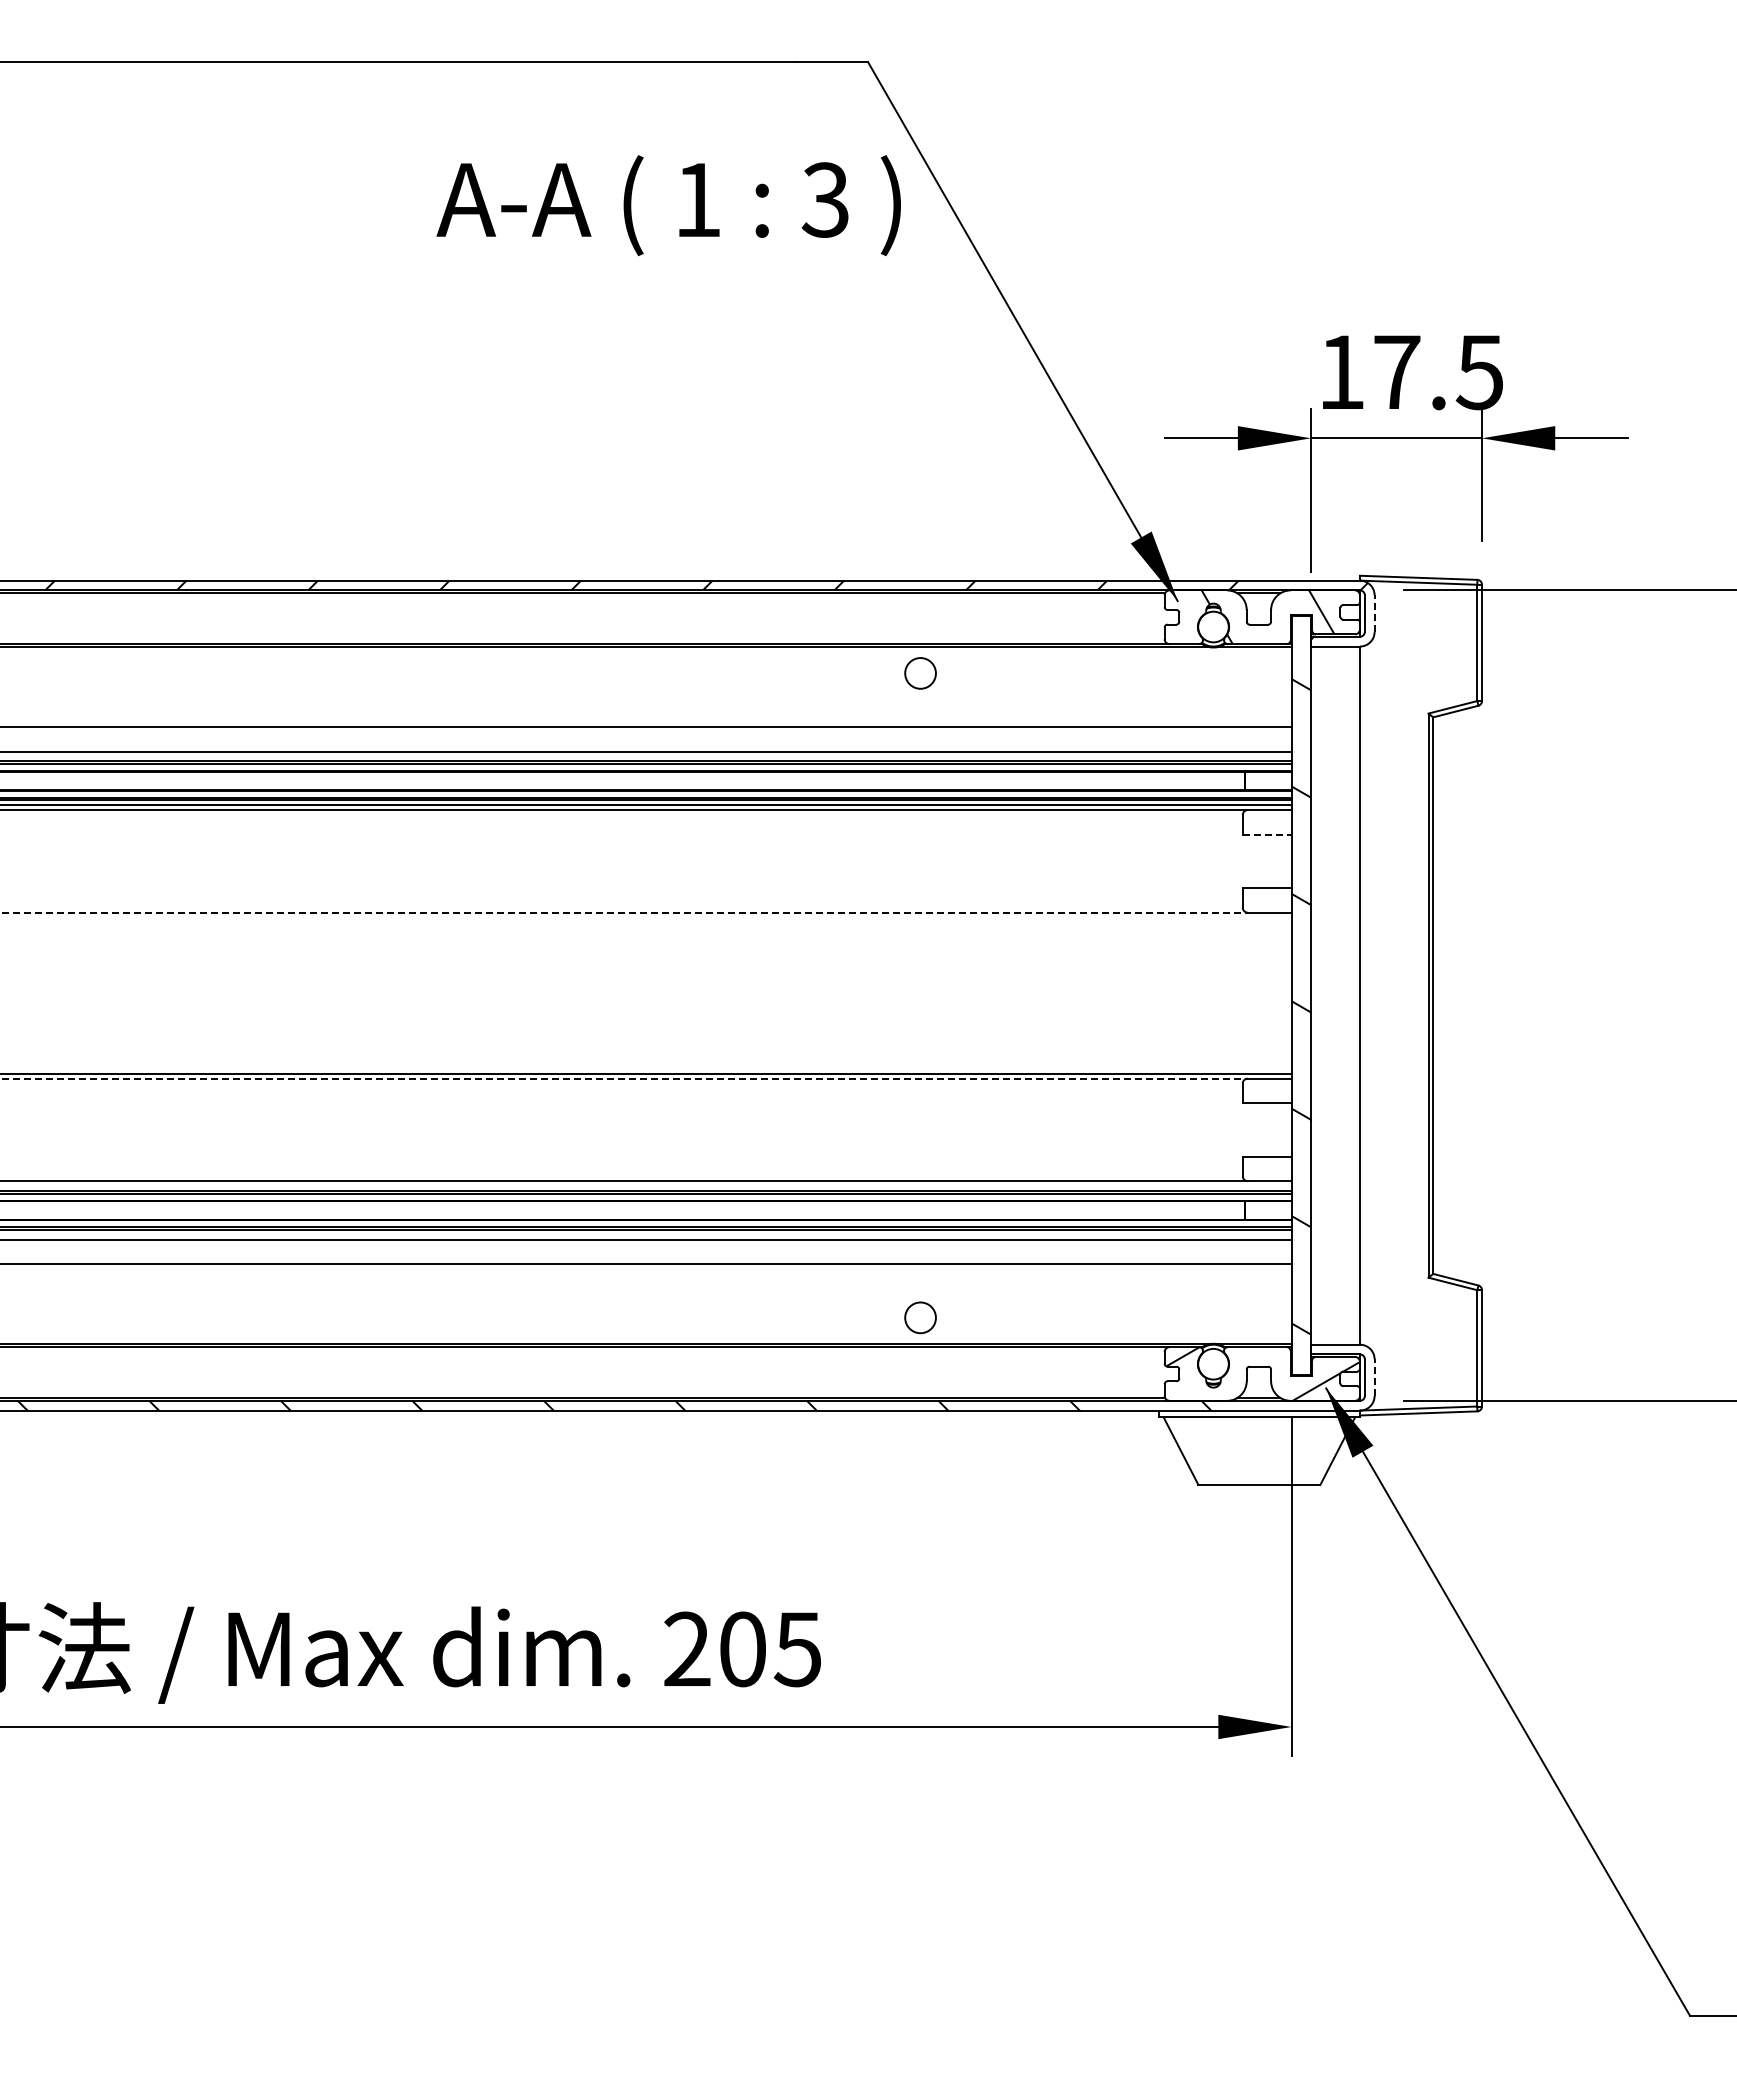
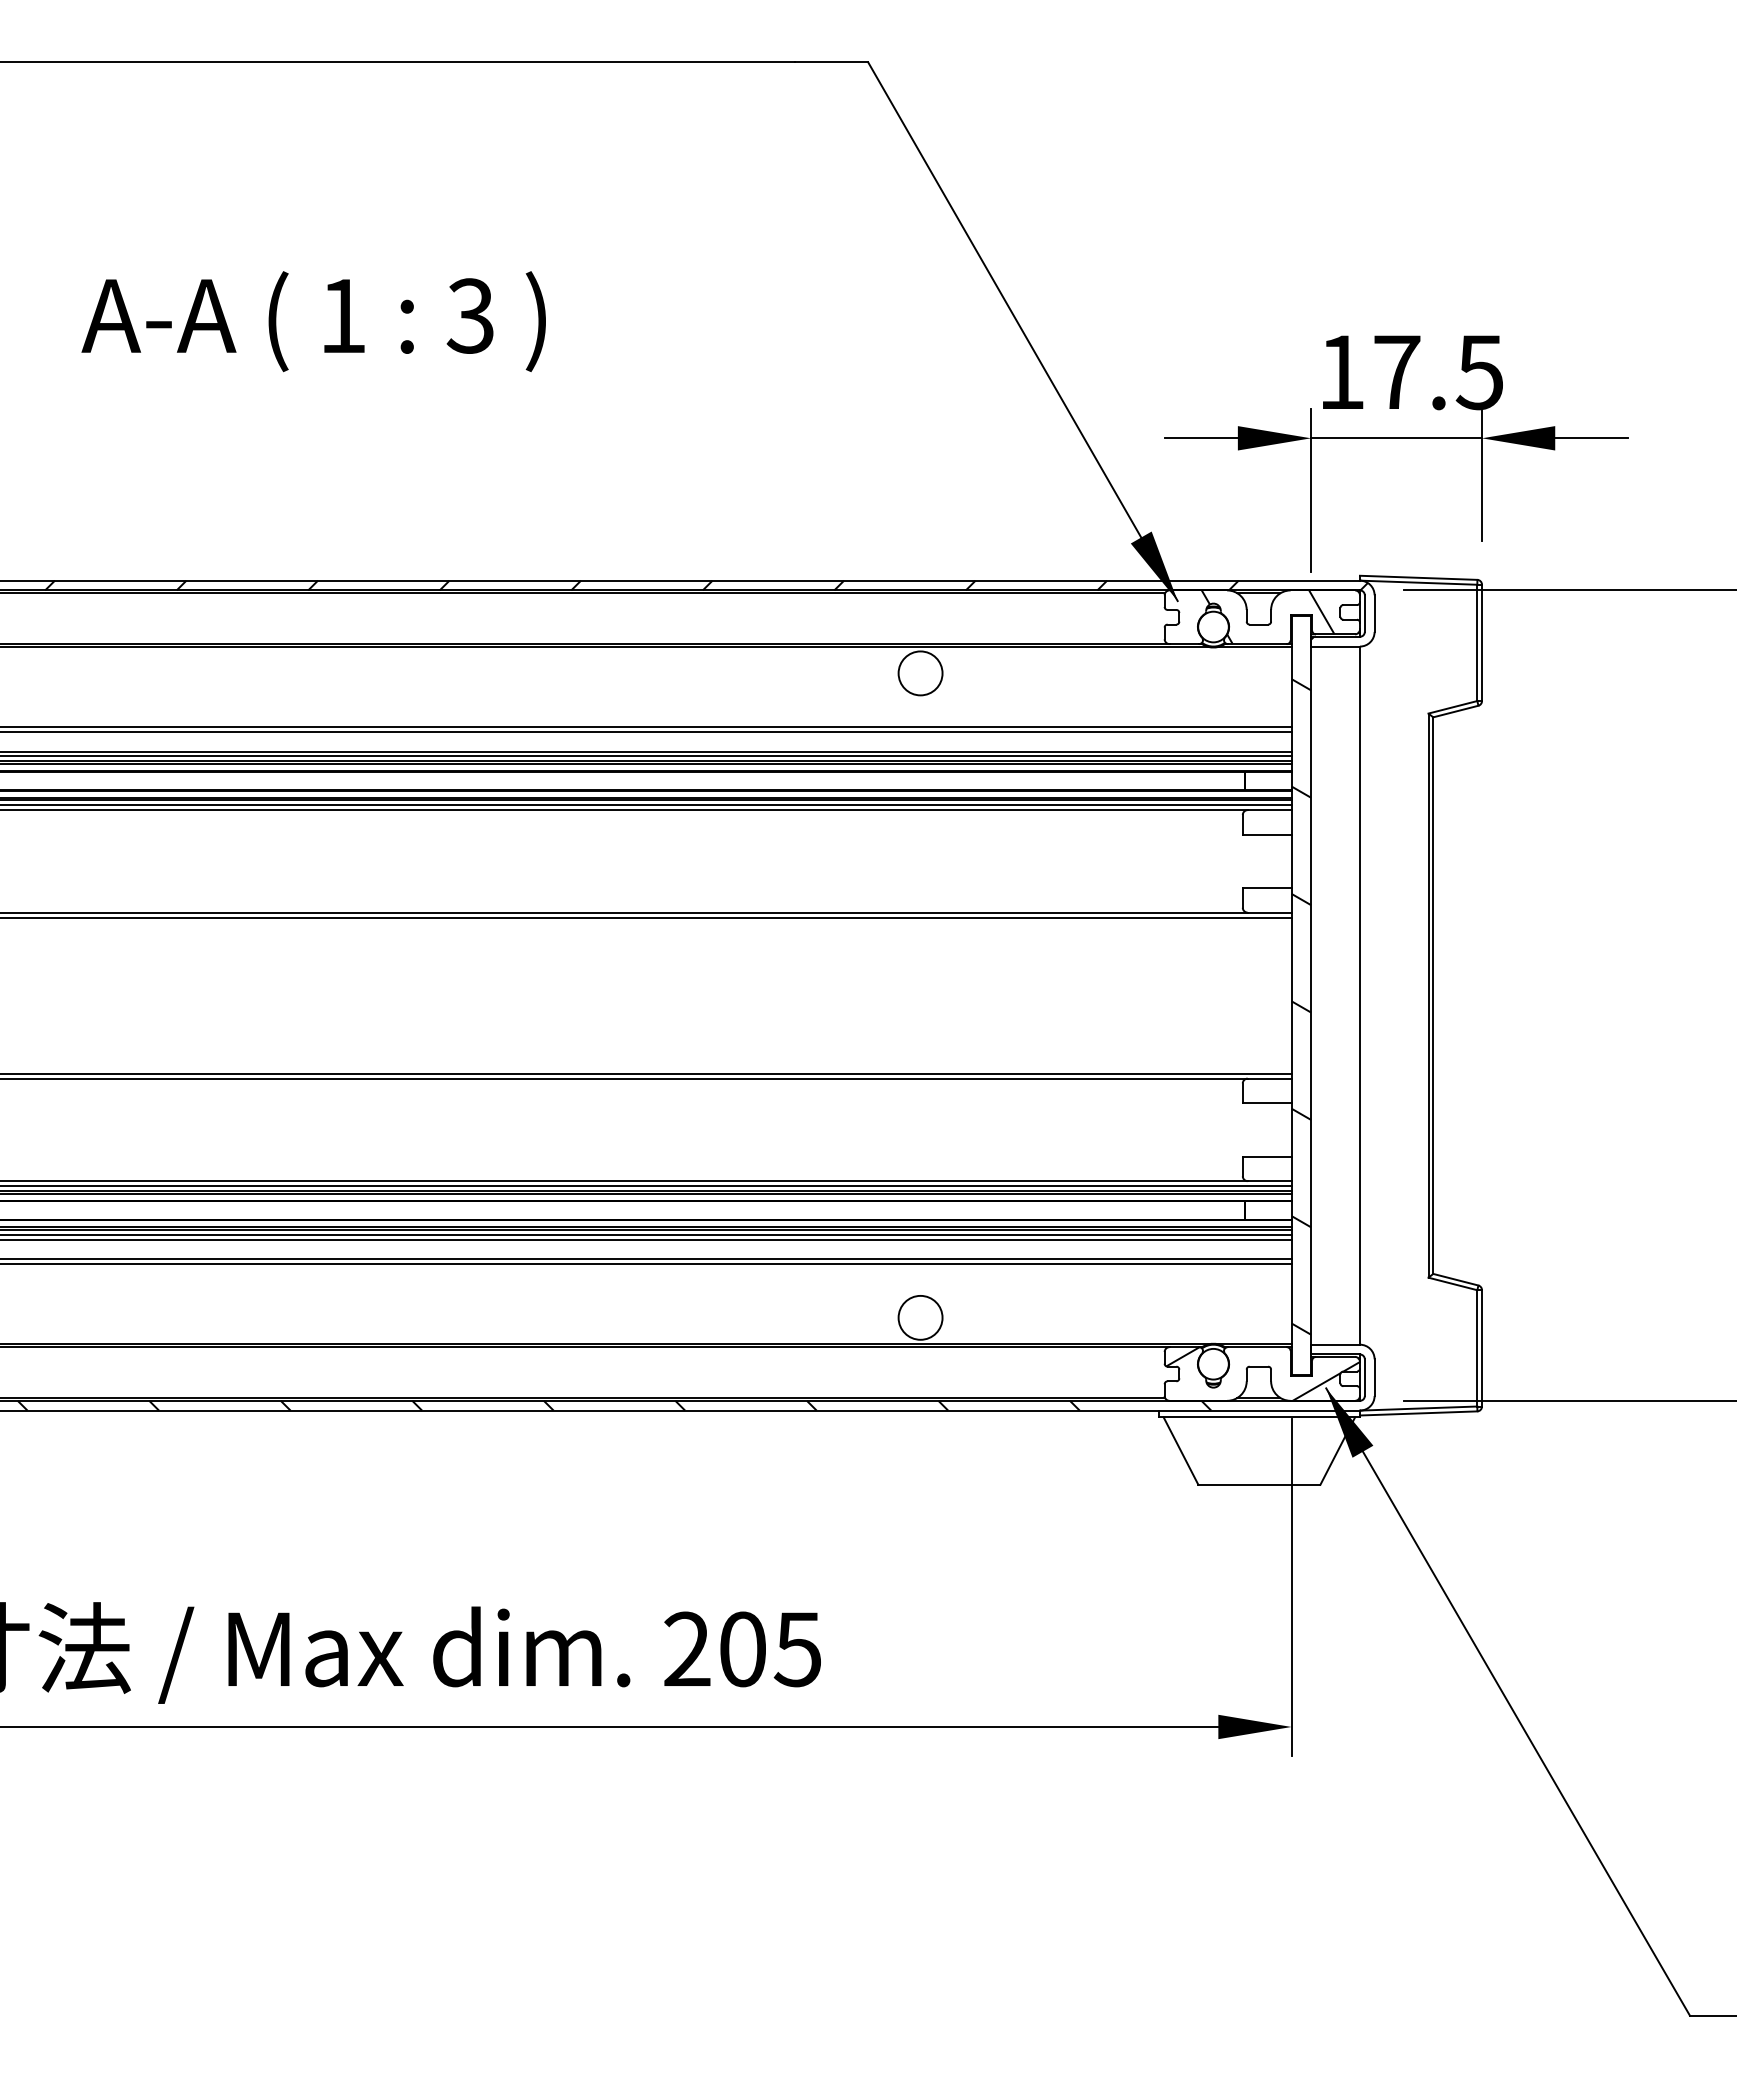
text position: (668, 205) -> (313, 321) (313, 321)
line: dashed -> solid (1374, 613)
circle diameter: 31 px -> 44 px (920, 673)
line: none -> present (646, 732)
line: none -> present (646, 756)
line: dashed -> solid (1267, 834)
line: dashed -> solid (623, 912)
line: none -> present (646, 917)
line: dashed -> solid (623, 1078)
line: none -> present (646, 1186)
line: none -> present (646, 1234)
line: none -> present (646, 1259)
circle diameter: 31 px -> 44 px (920, 1317)
line: dashed -> solid (1374, 1377)
